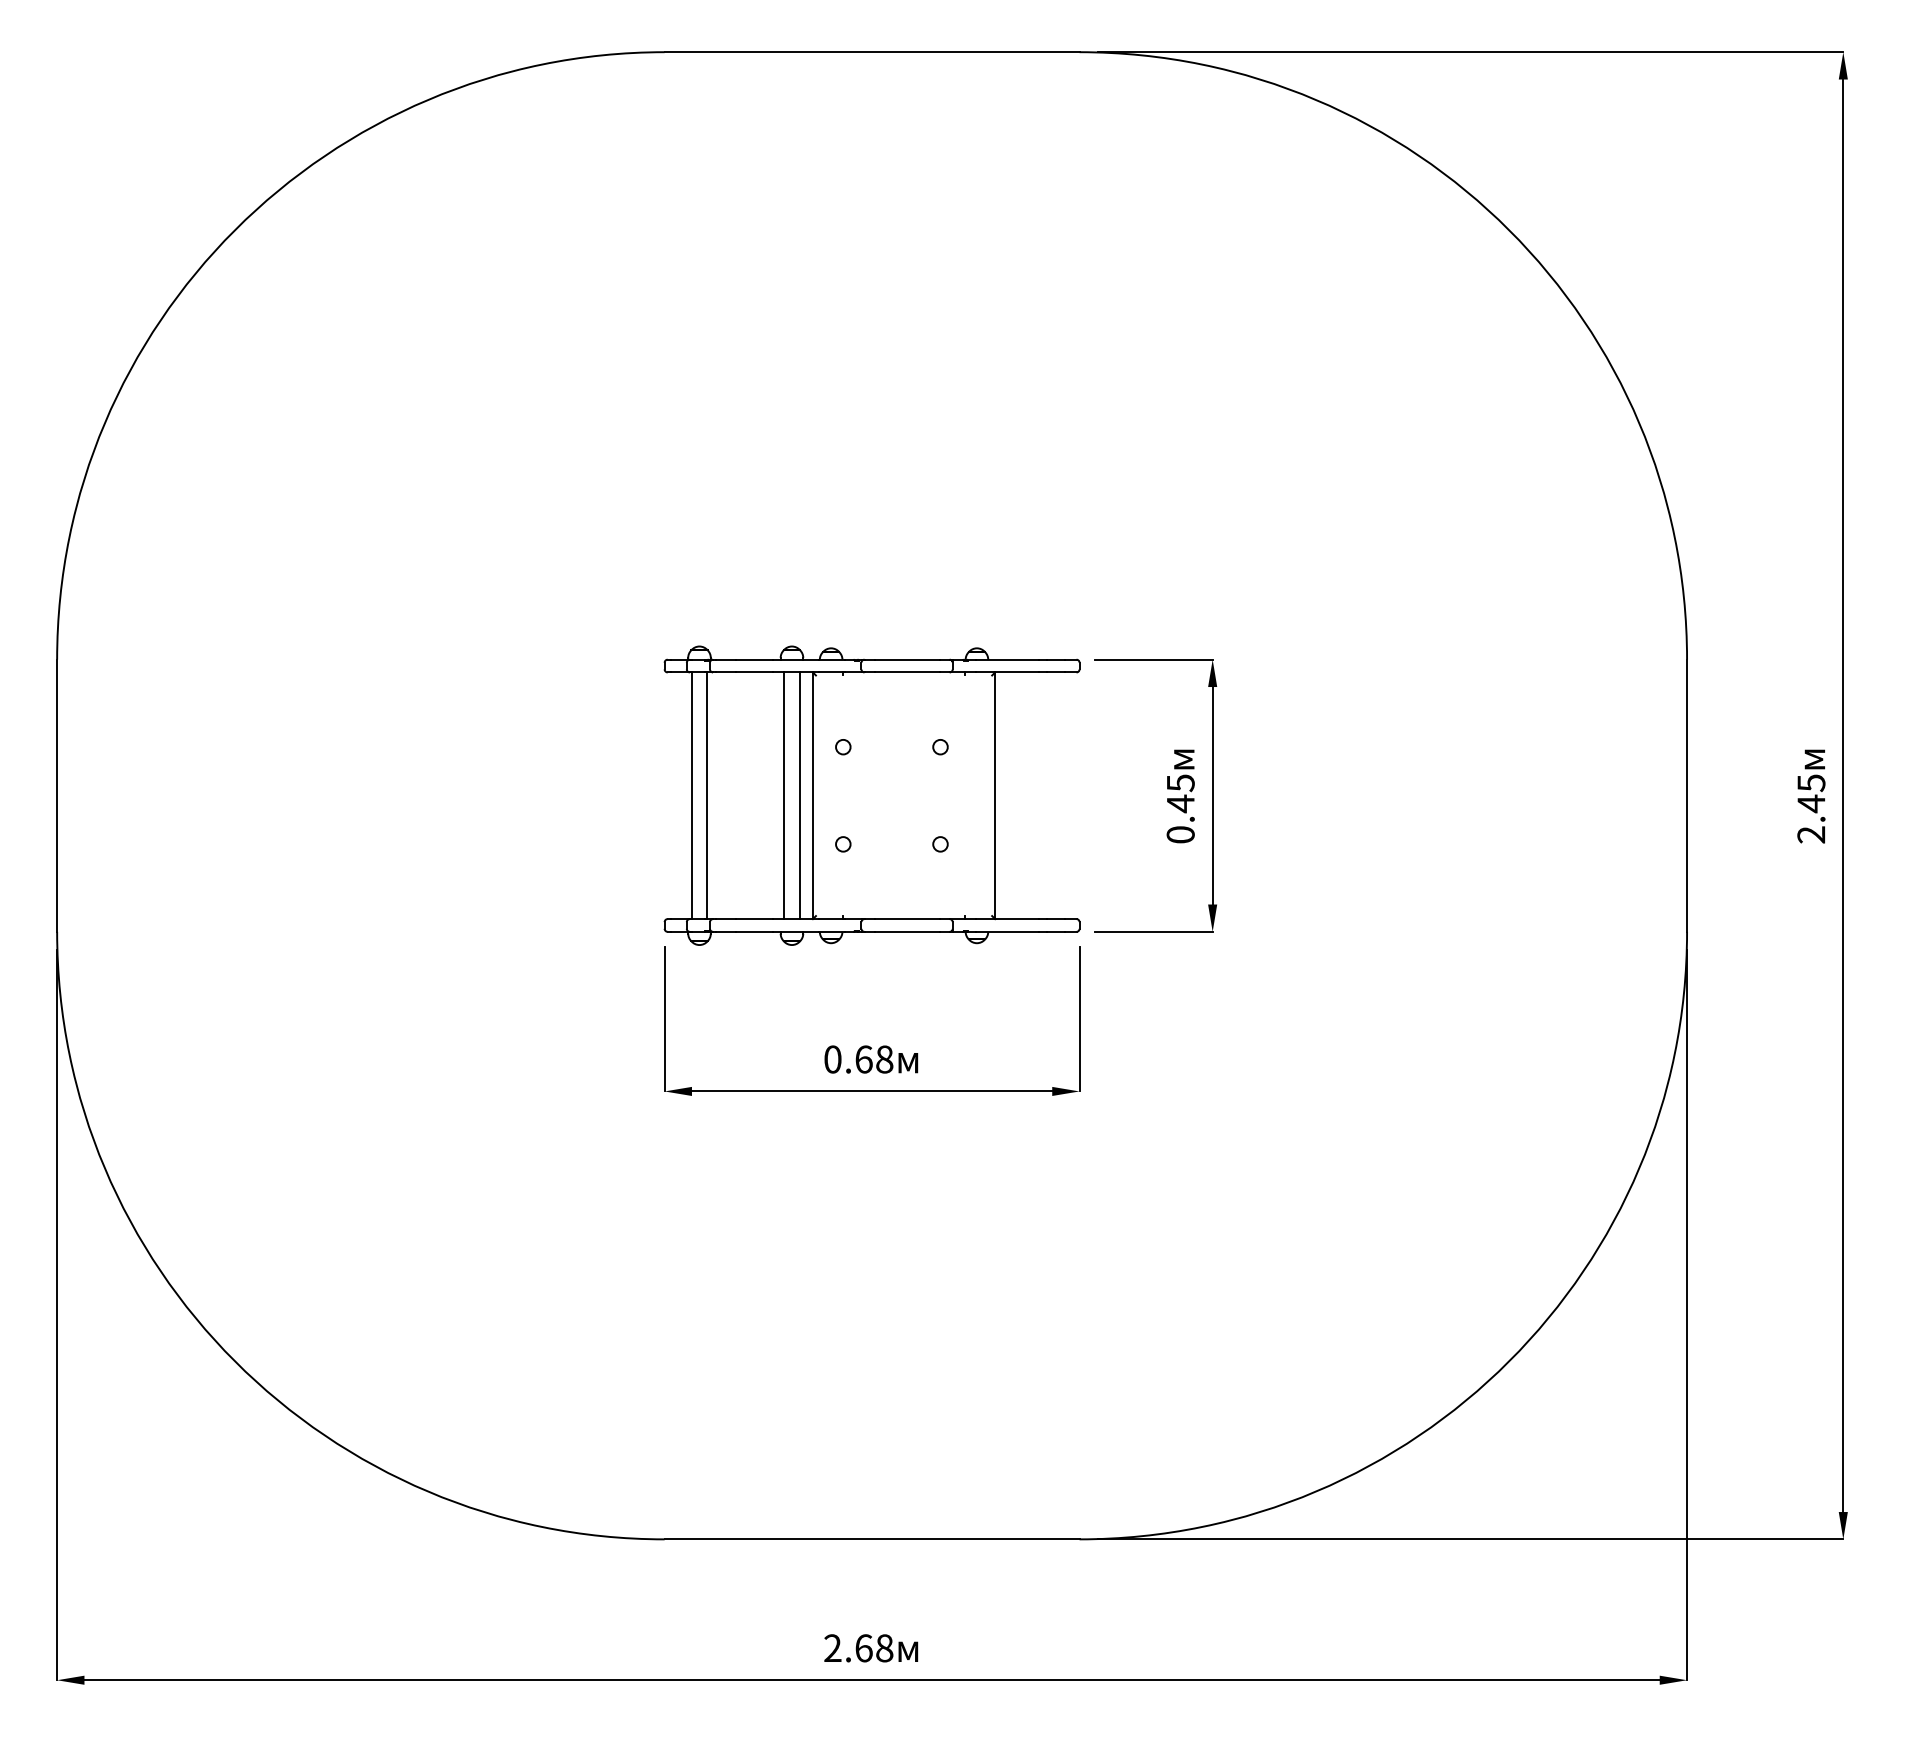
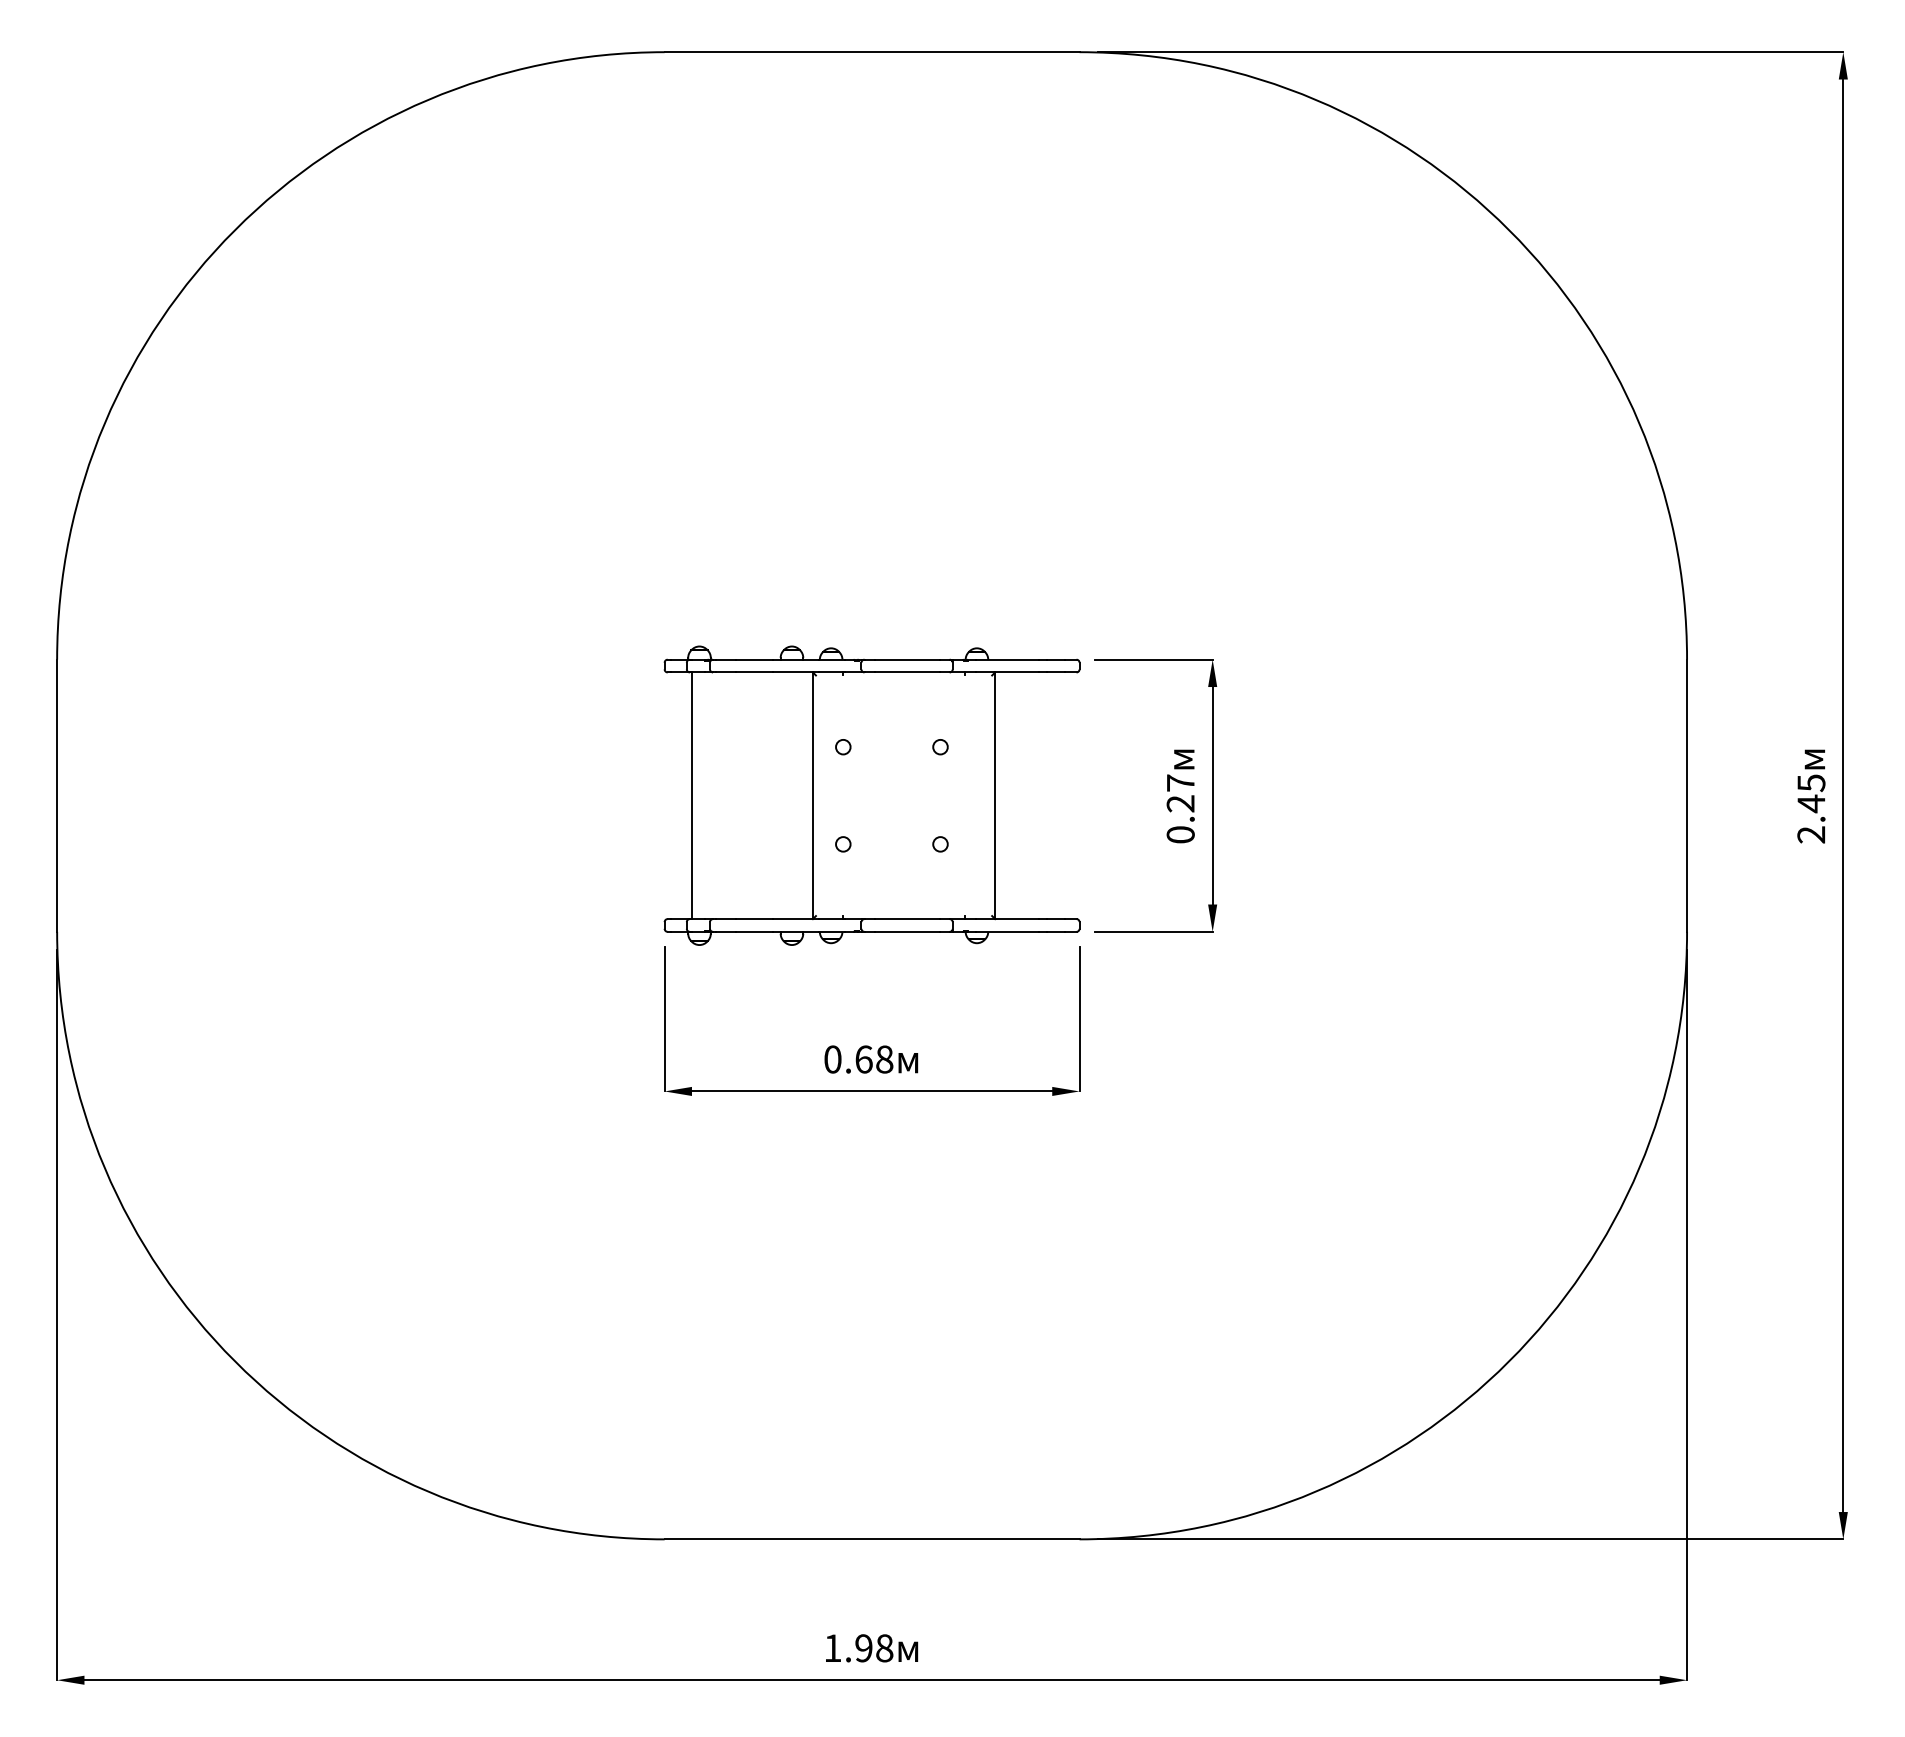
text: 0.45 -> 0.27 (1180, 793)
line: present -> none (707, 795)
line: present -> none (784, 795)
line: present -> none (799, 795)
text: 2.68 -> 1.98 (848, 1648)
